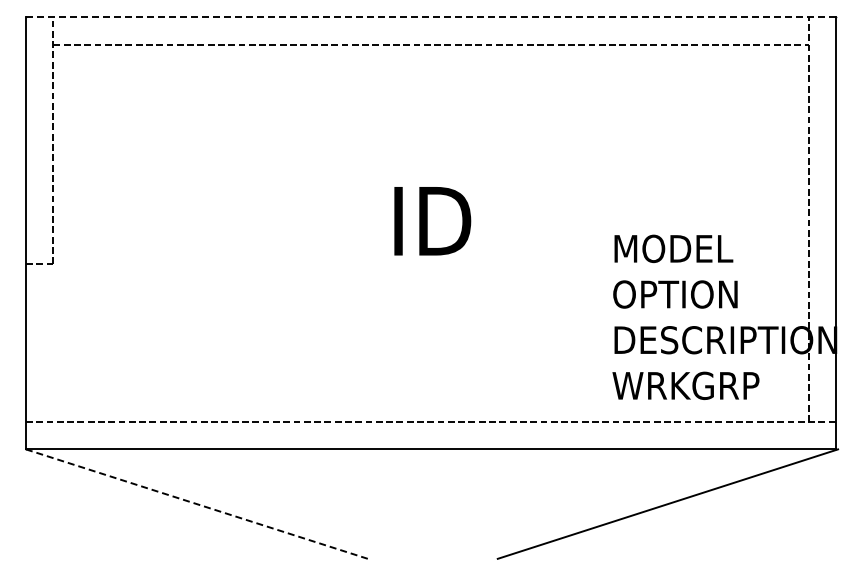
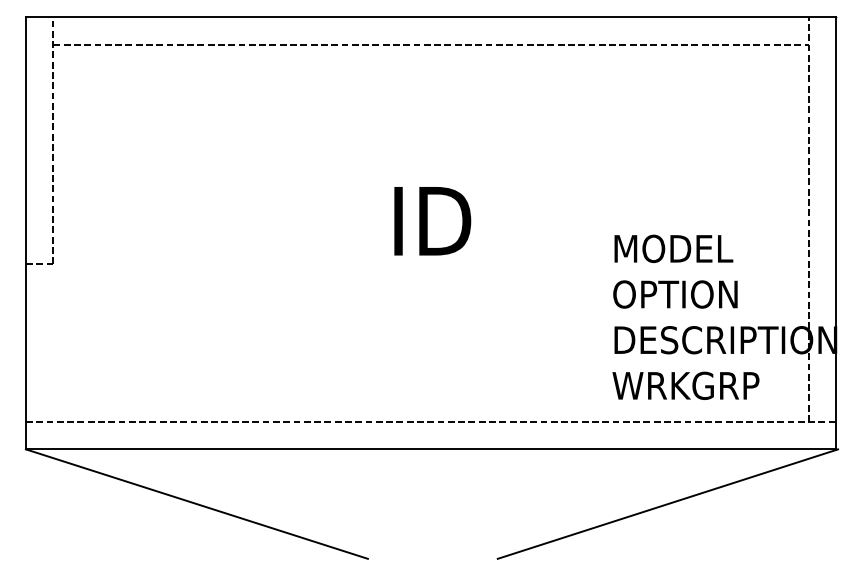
line: dashed -> solid (431, 17)
line: dashed -> solid (196, 504)
